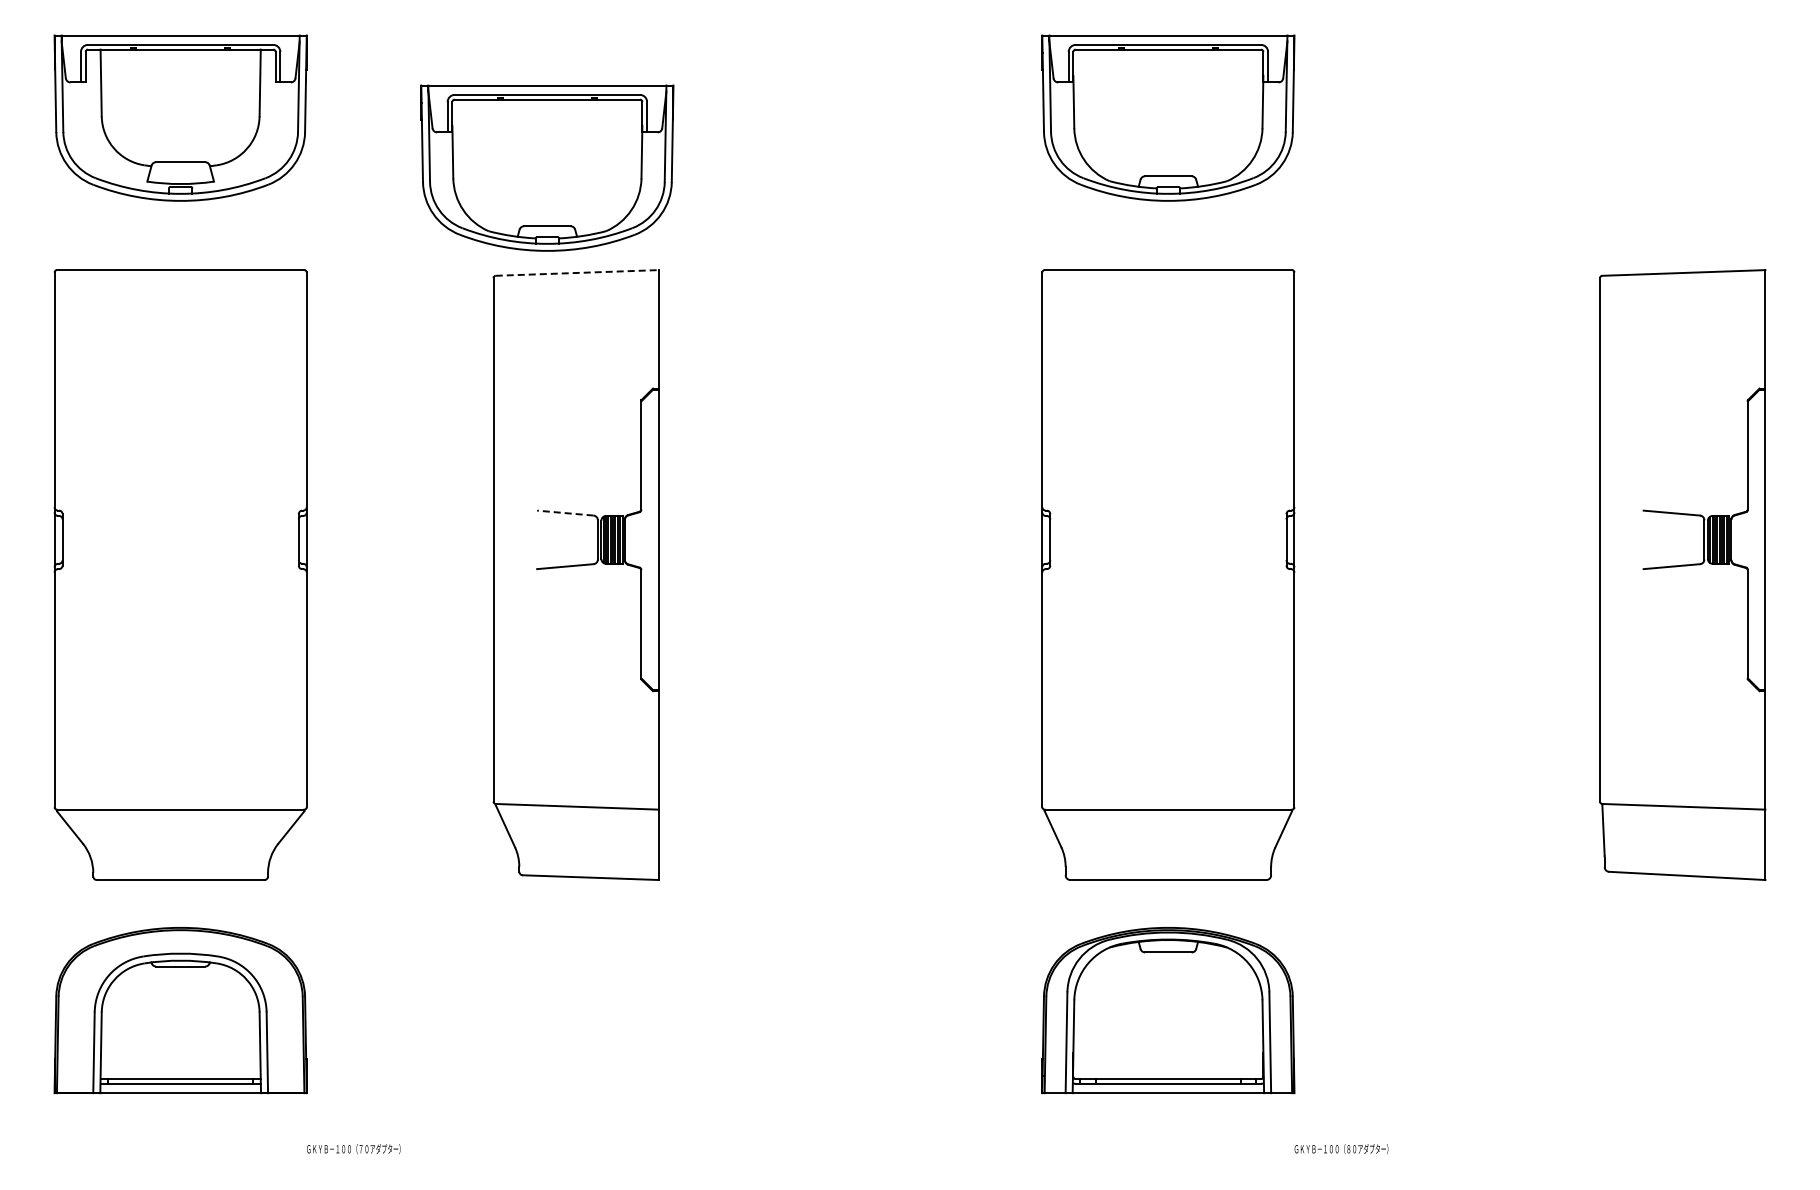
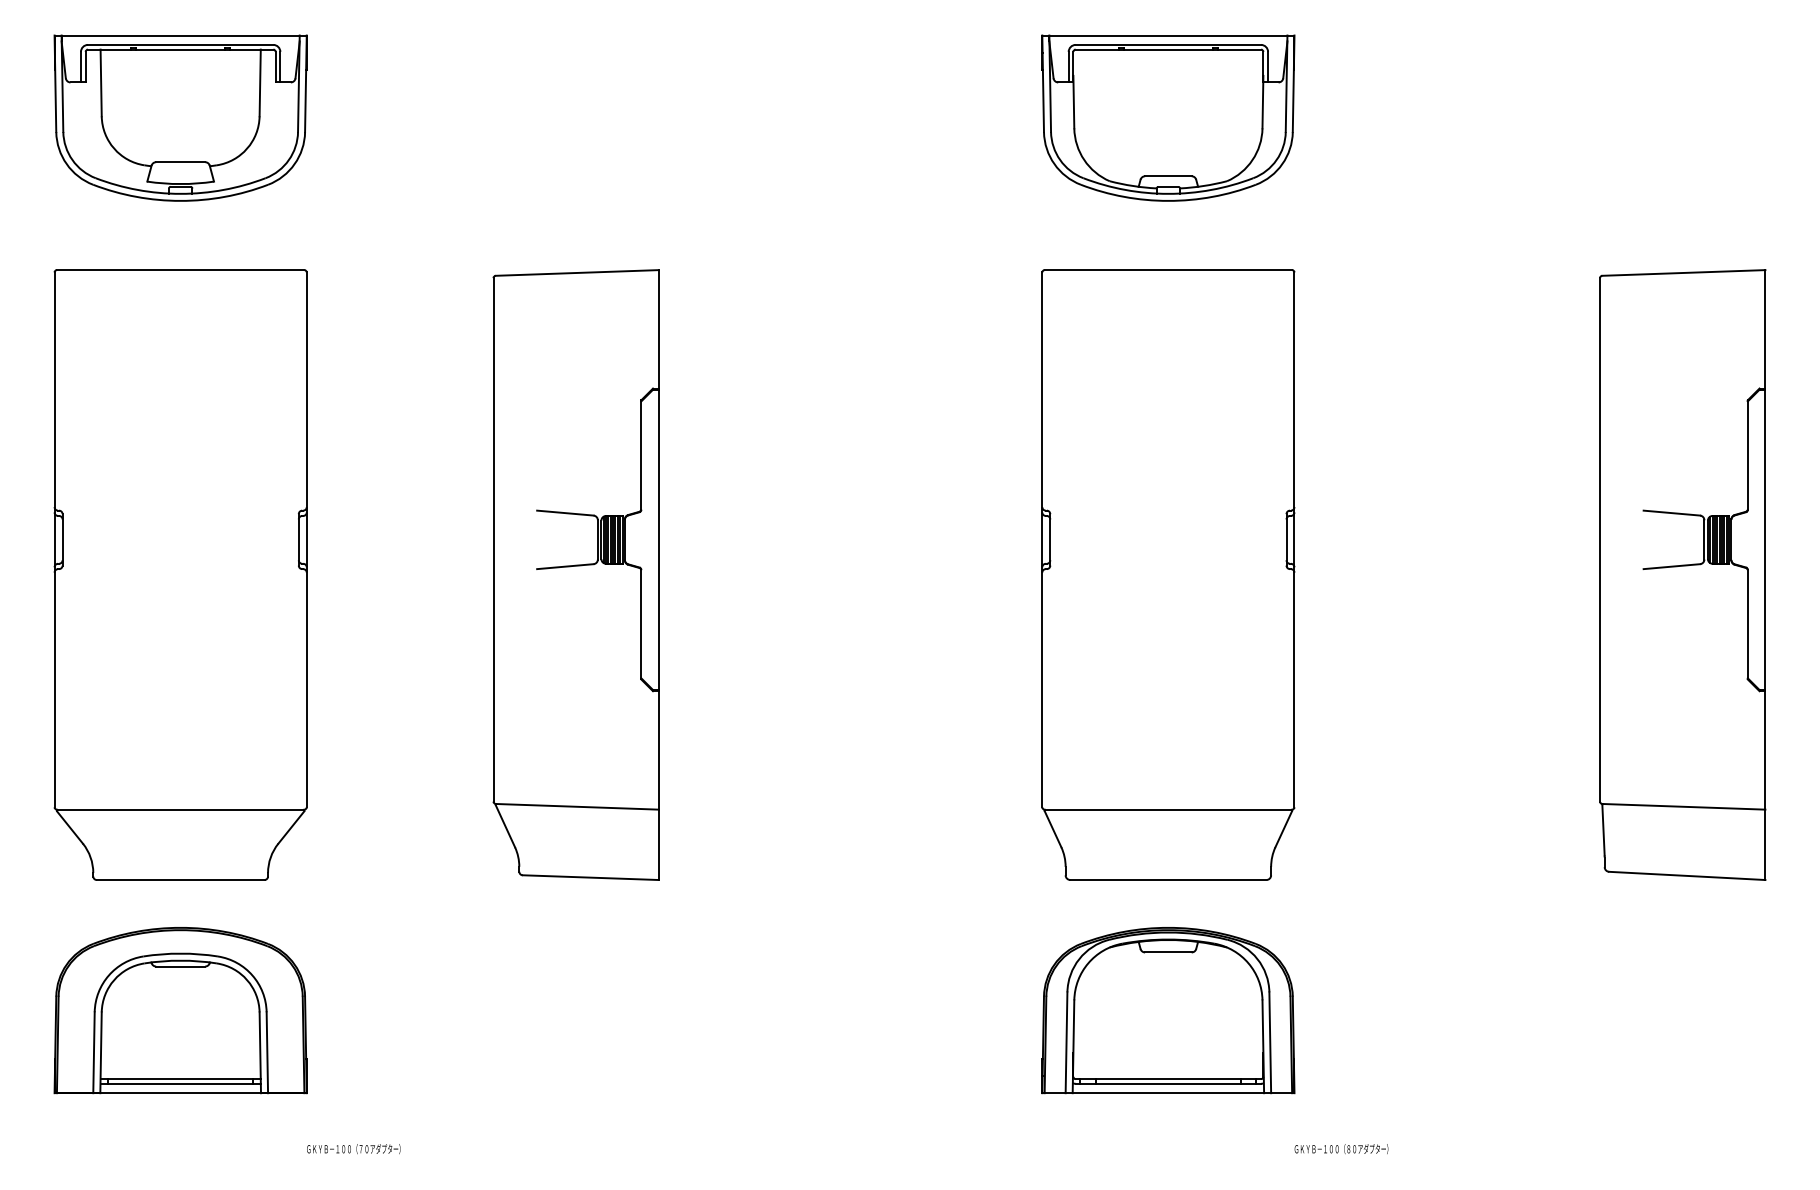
part: present -> none (547, 167)
line: dashed -> solid (577, 272)
line: dashed -> solid (564, 513)
